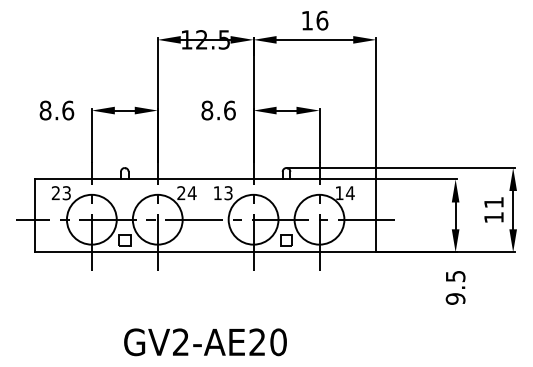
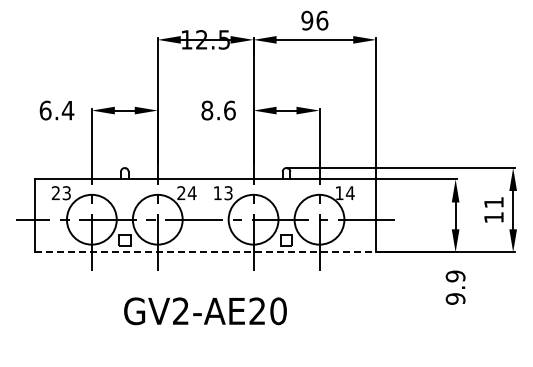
text: 16 -> 96 (307, 20)
text: 8.6 -> 6.4 (56, 110)
line: solid -> dashed (205, 252)
text: 9.5 -> 9.9 (455, 276)
text position: (205, 342) -> (205, 311) (205, 311)
